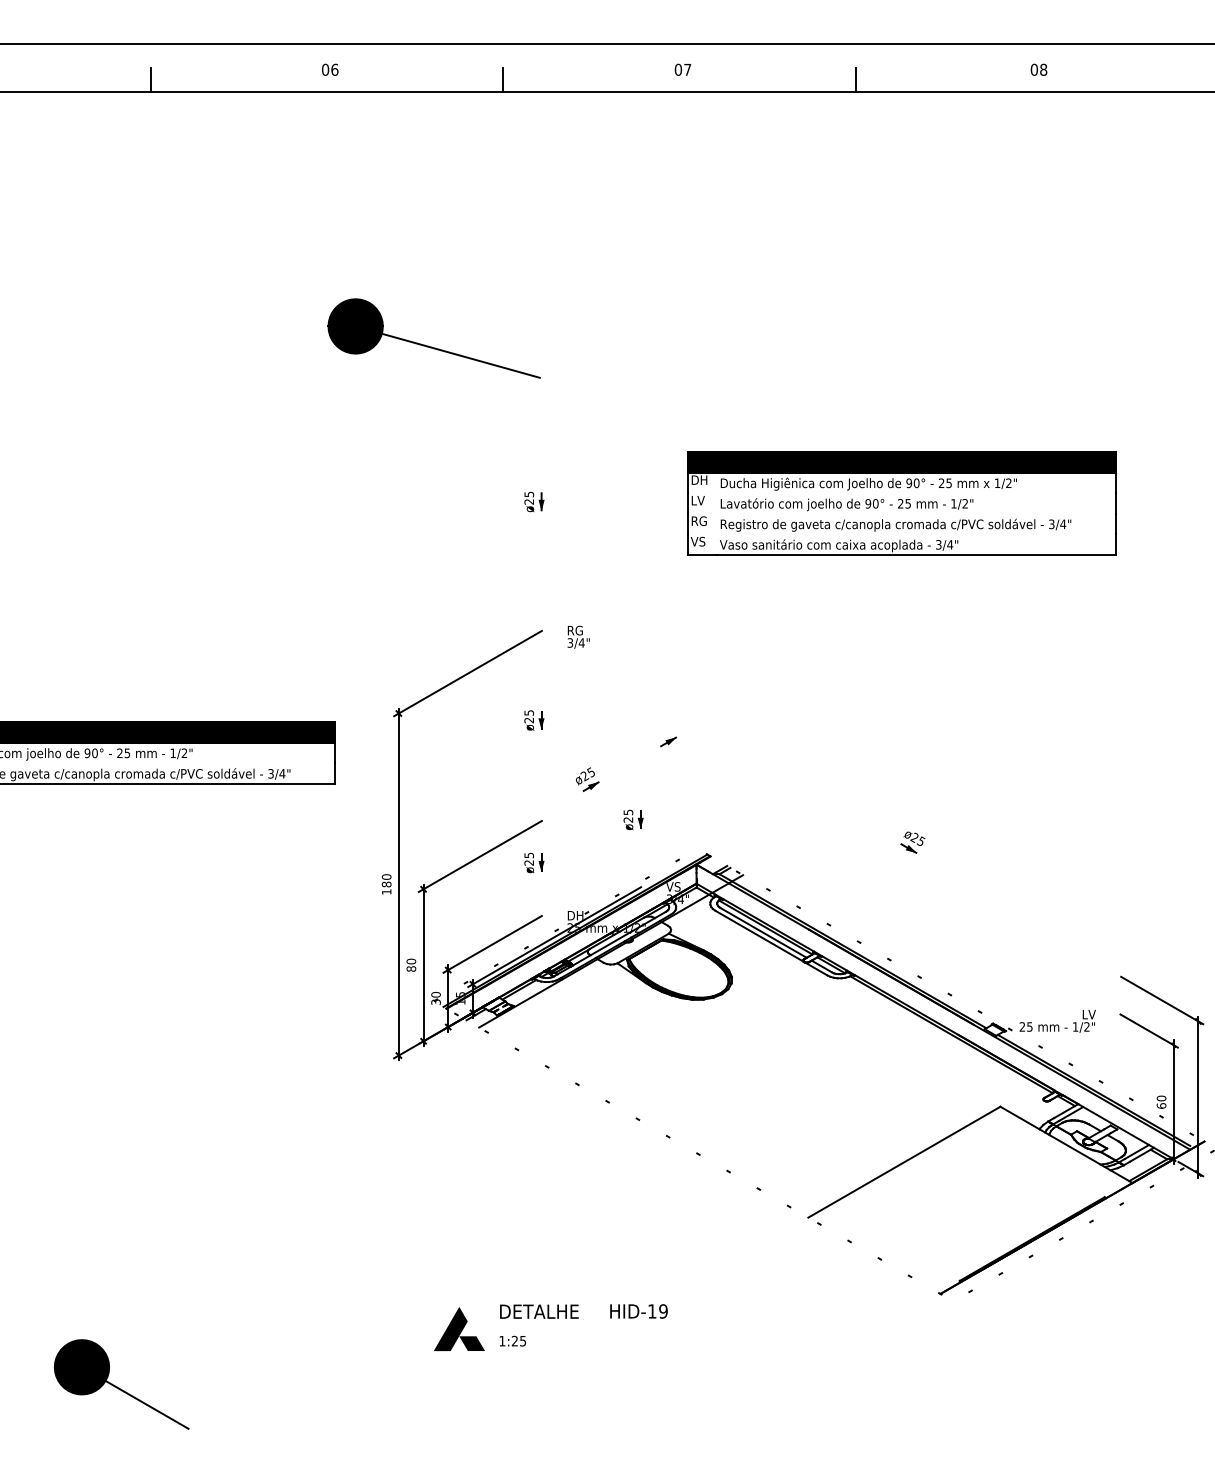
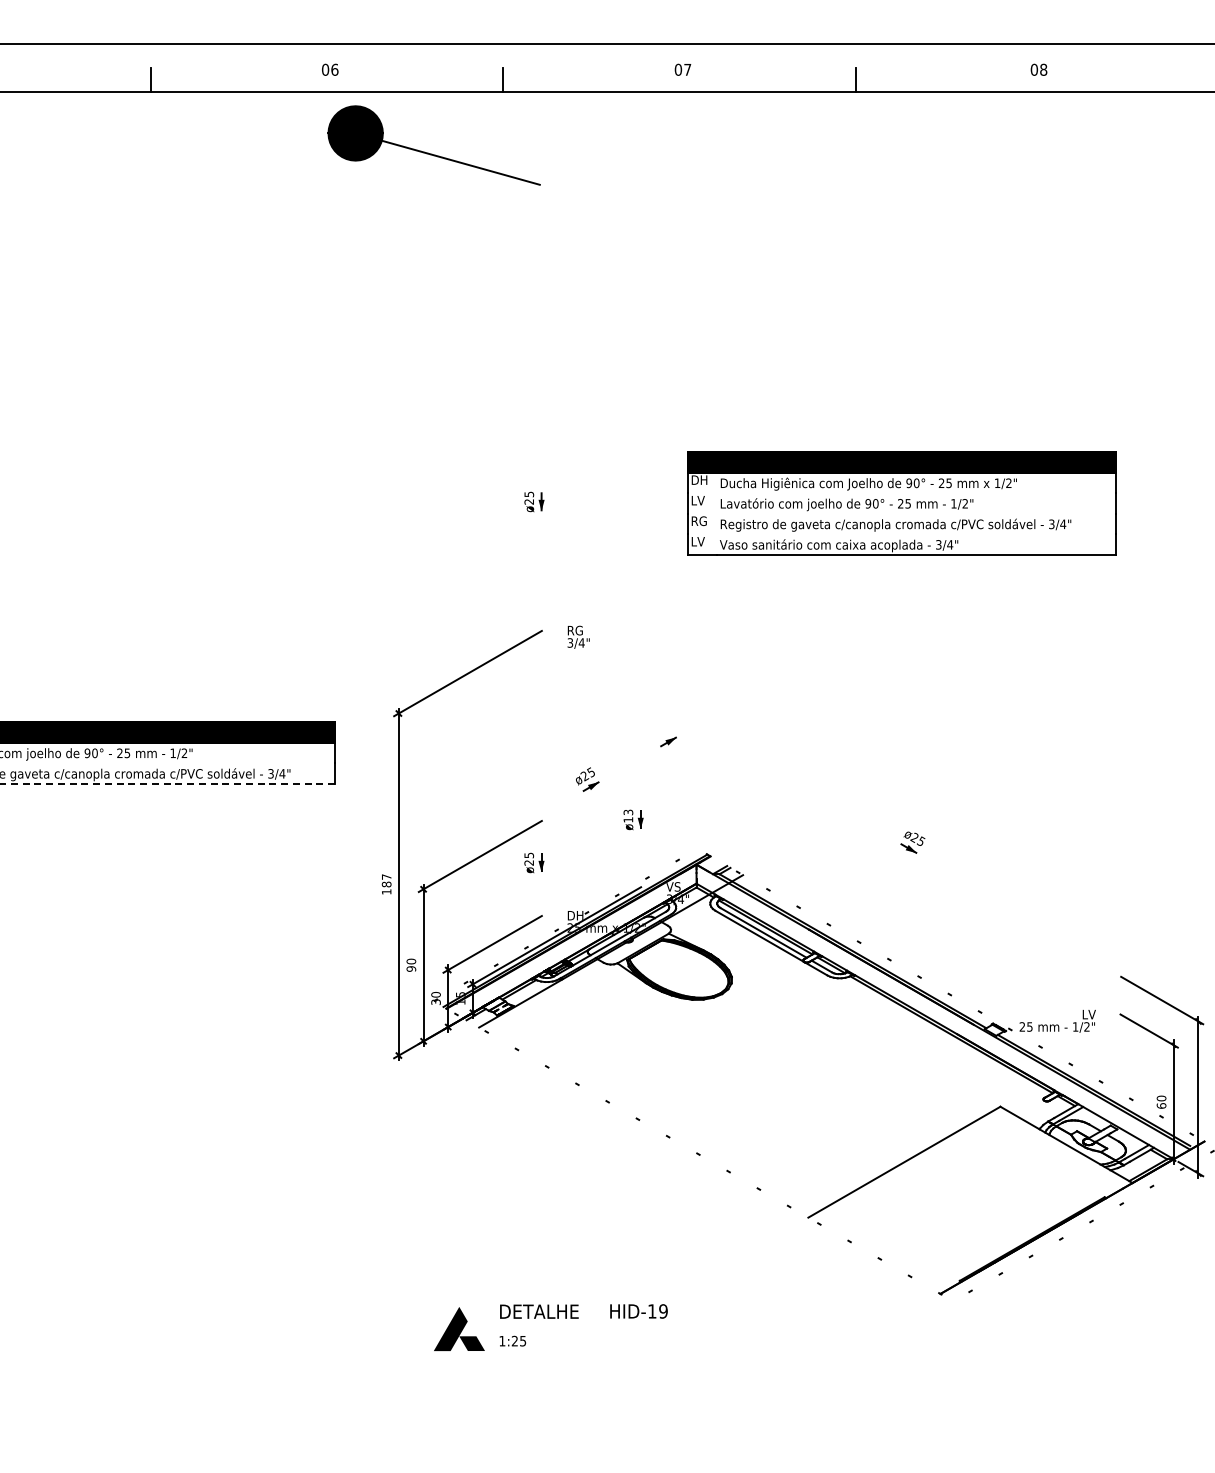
part position: (432, 346) -> (432, 153) (432, 153)
text: VS -> LV (697, 541)
part: present -> none (534, 720)
line: solid -> dashed (167, 783)
text: ø25 -> ø13 (628, 816)
text: 180 -> 187 (386, 876)
text: 80 -> 90 (411, 968)
part: present -> none (121, 1384)
